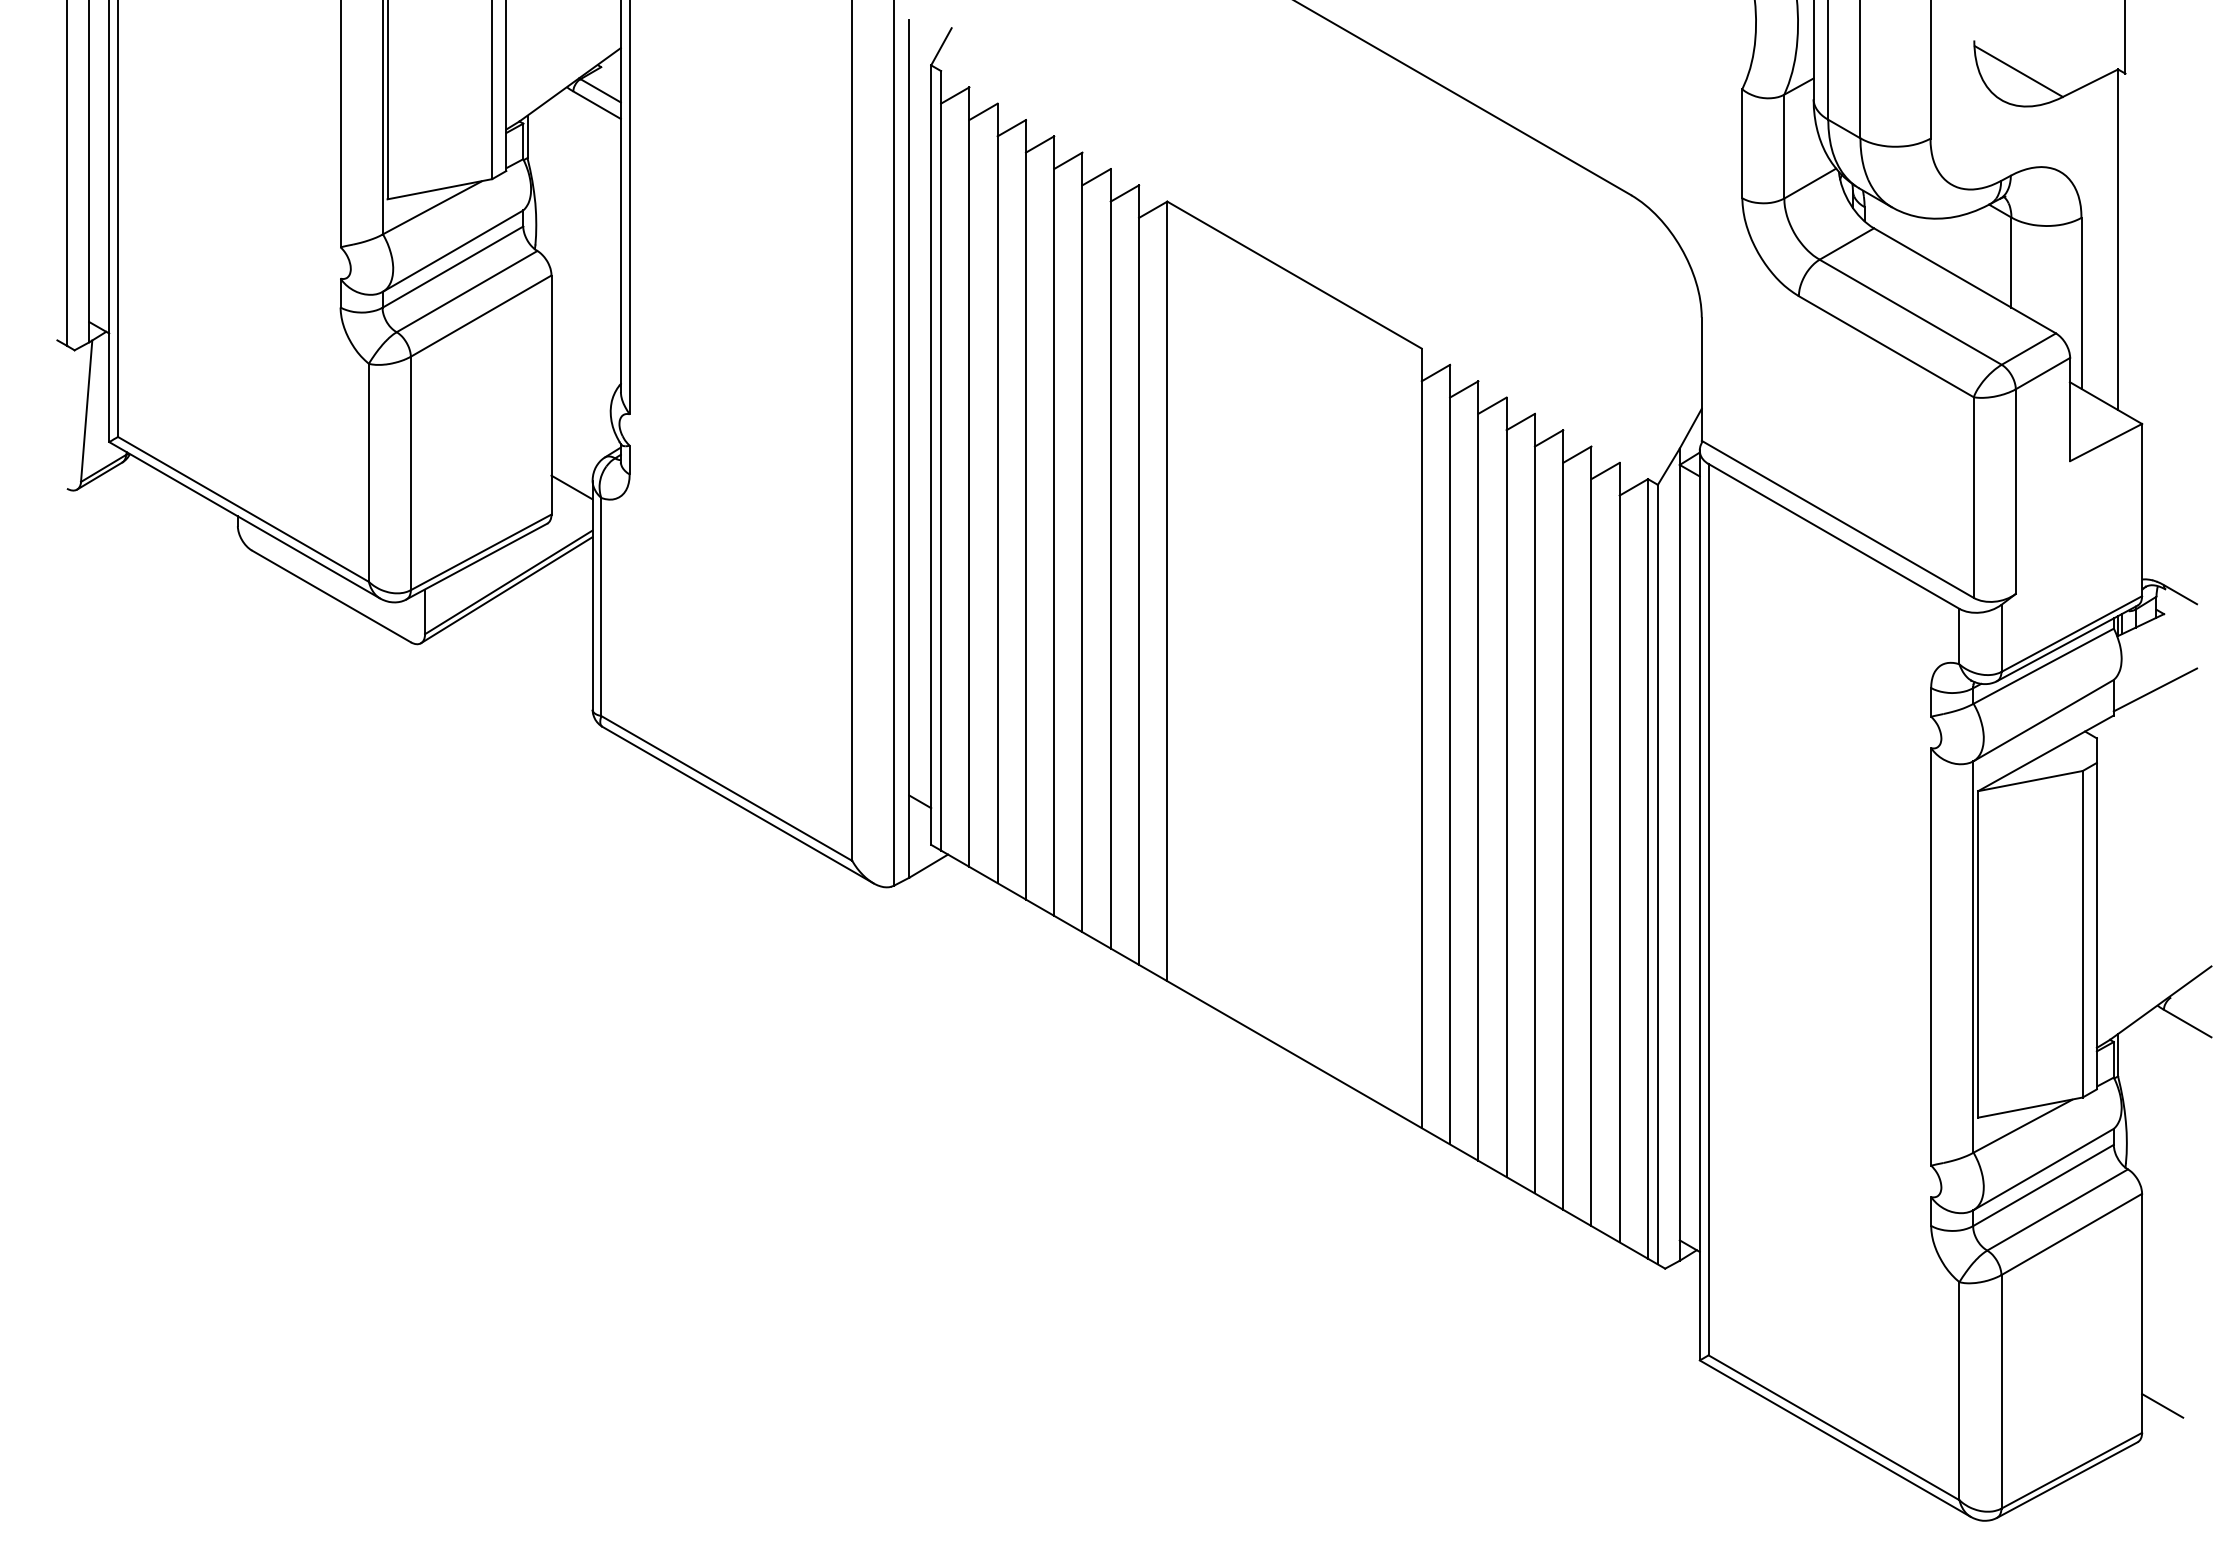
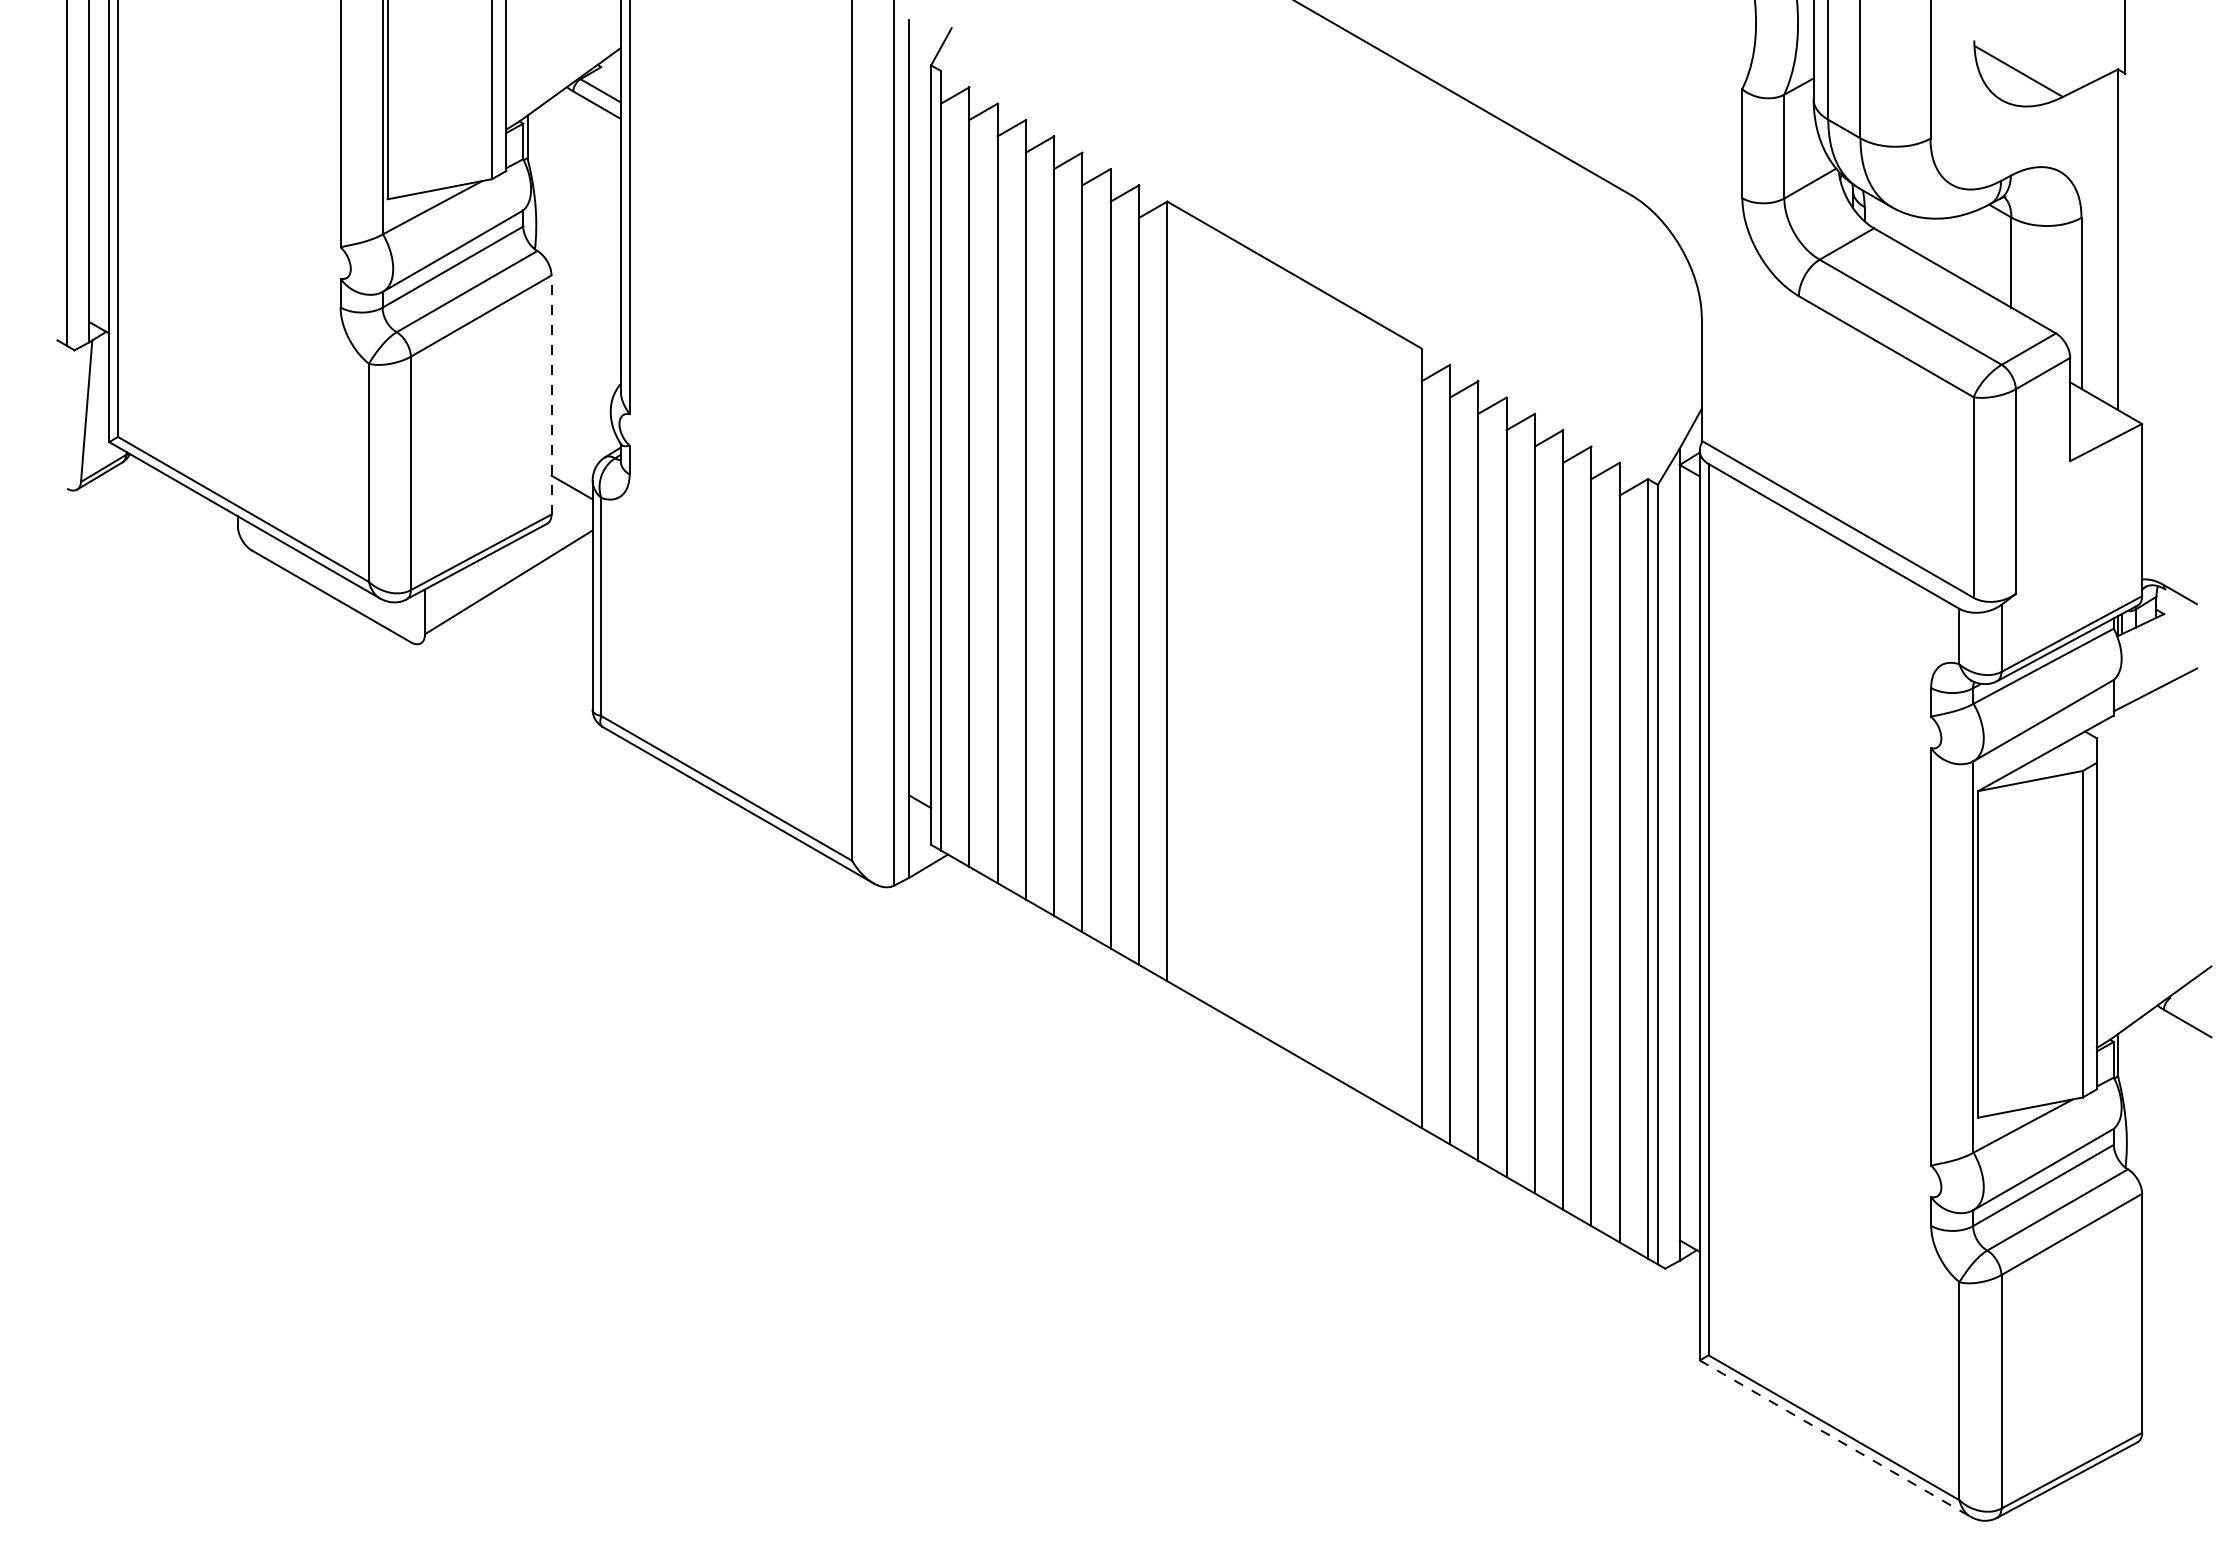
line: solid -> dashed (551, 395)
line: present -> none (506, 590)
line: present -> none (2162, 1405)
line: solid -> dashed (1835, 1438)
